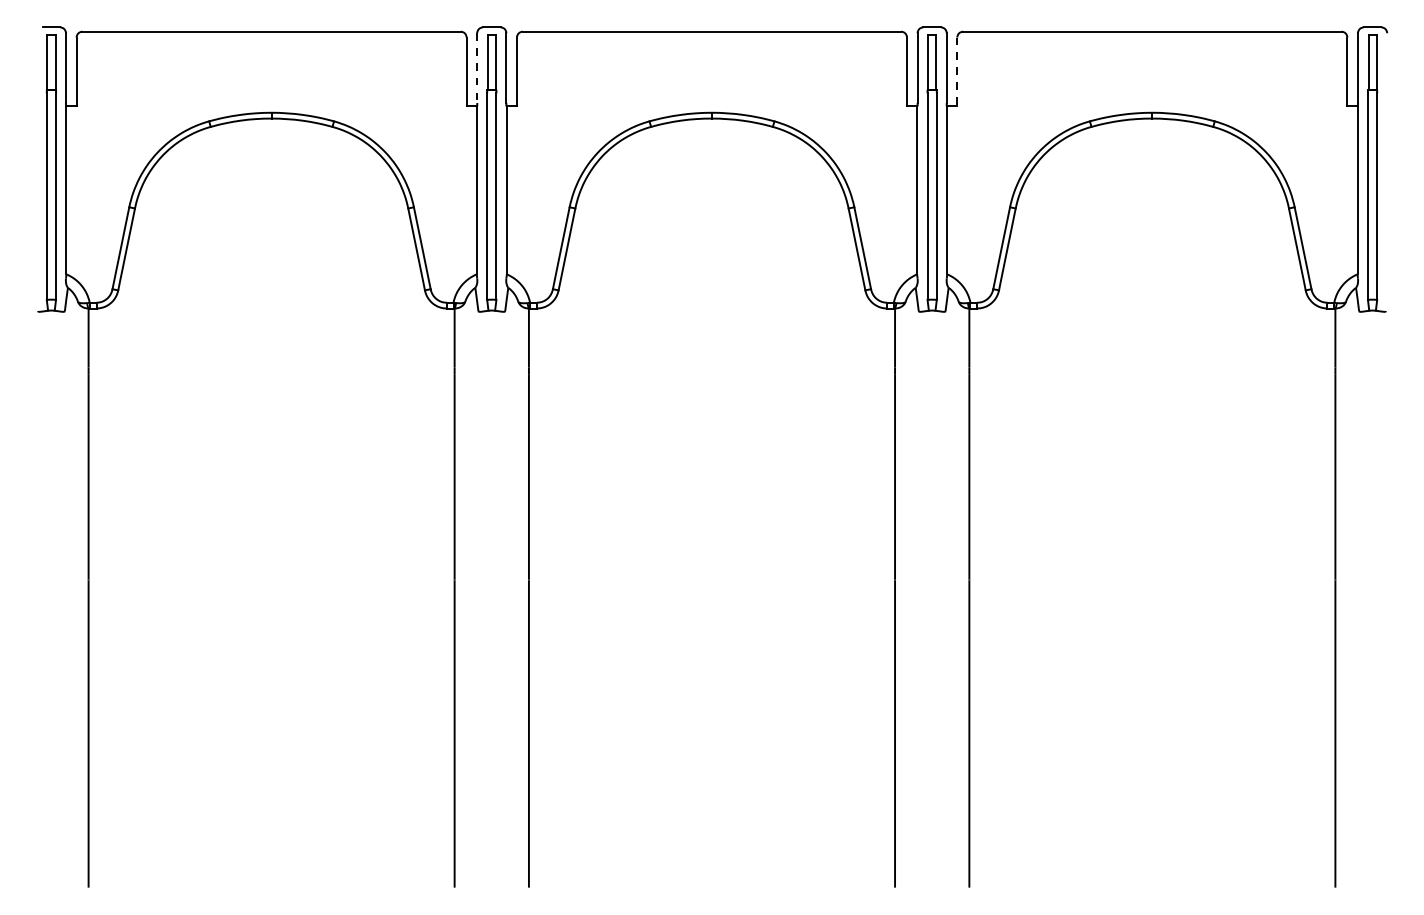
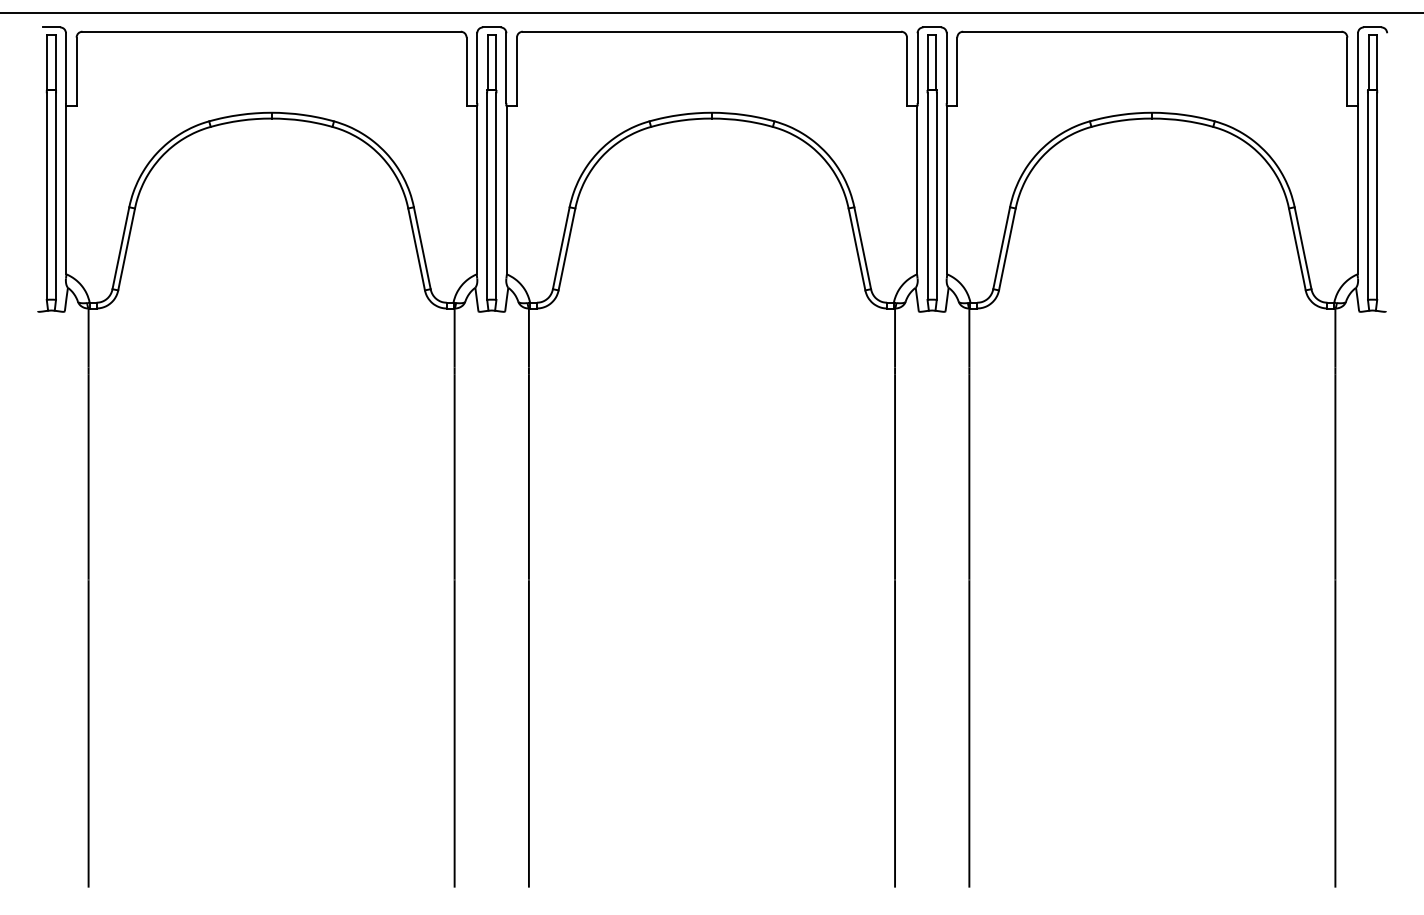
line: none -> present (711, 12)
line: dashed -> solid (477, 68)
line: dashed -> solid (957, 72)
